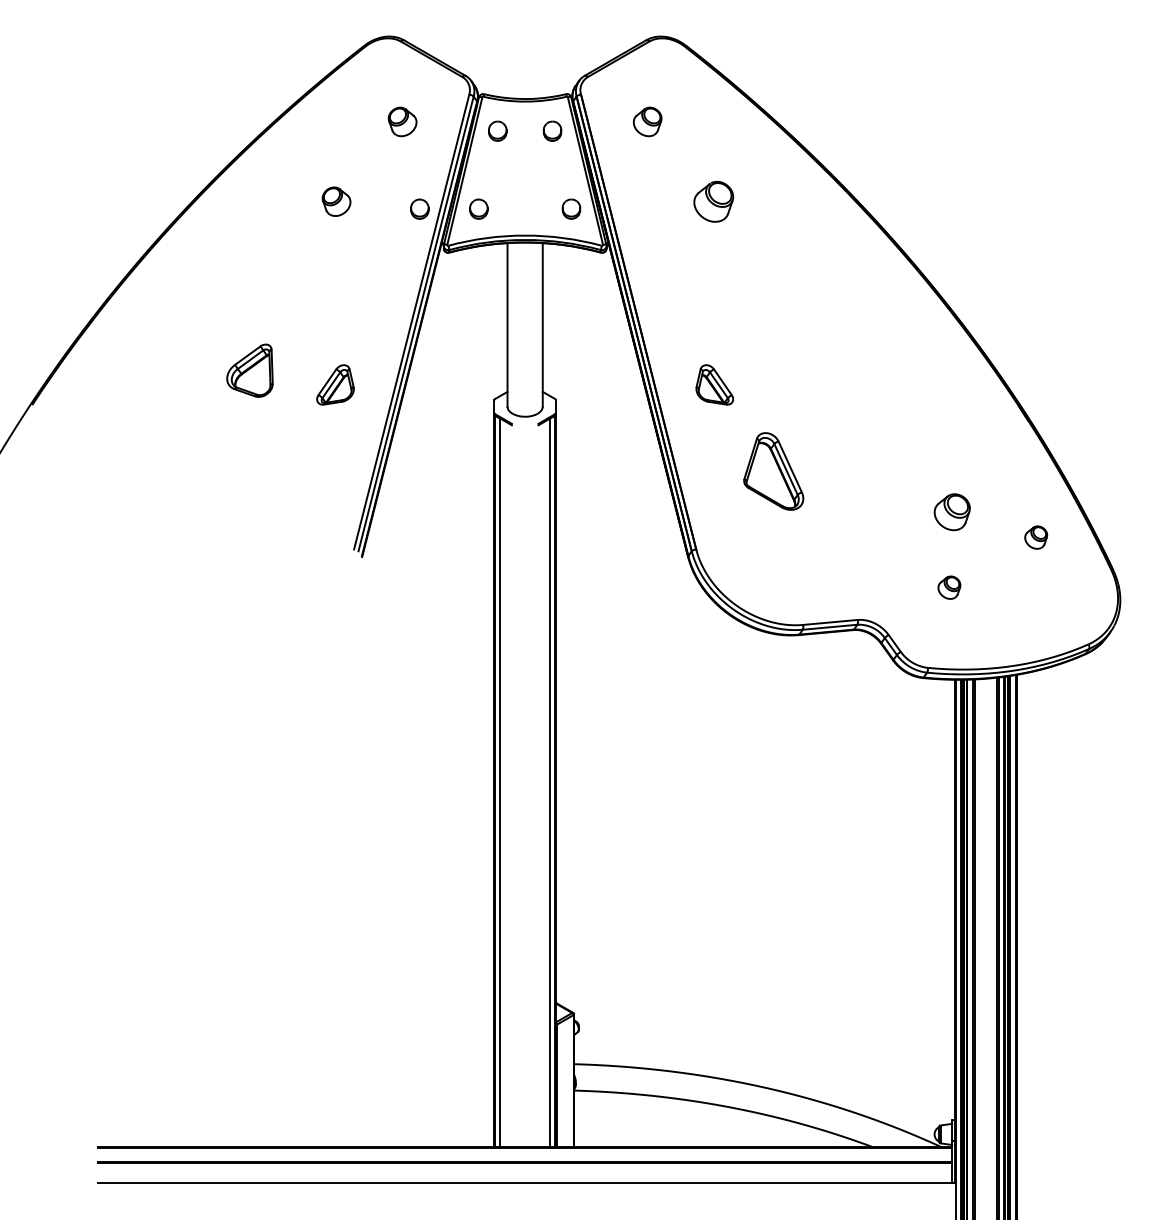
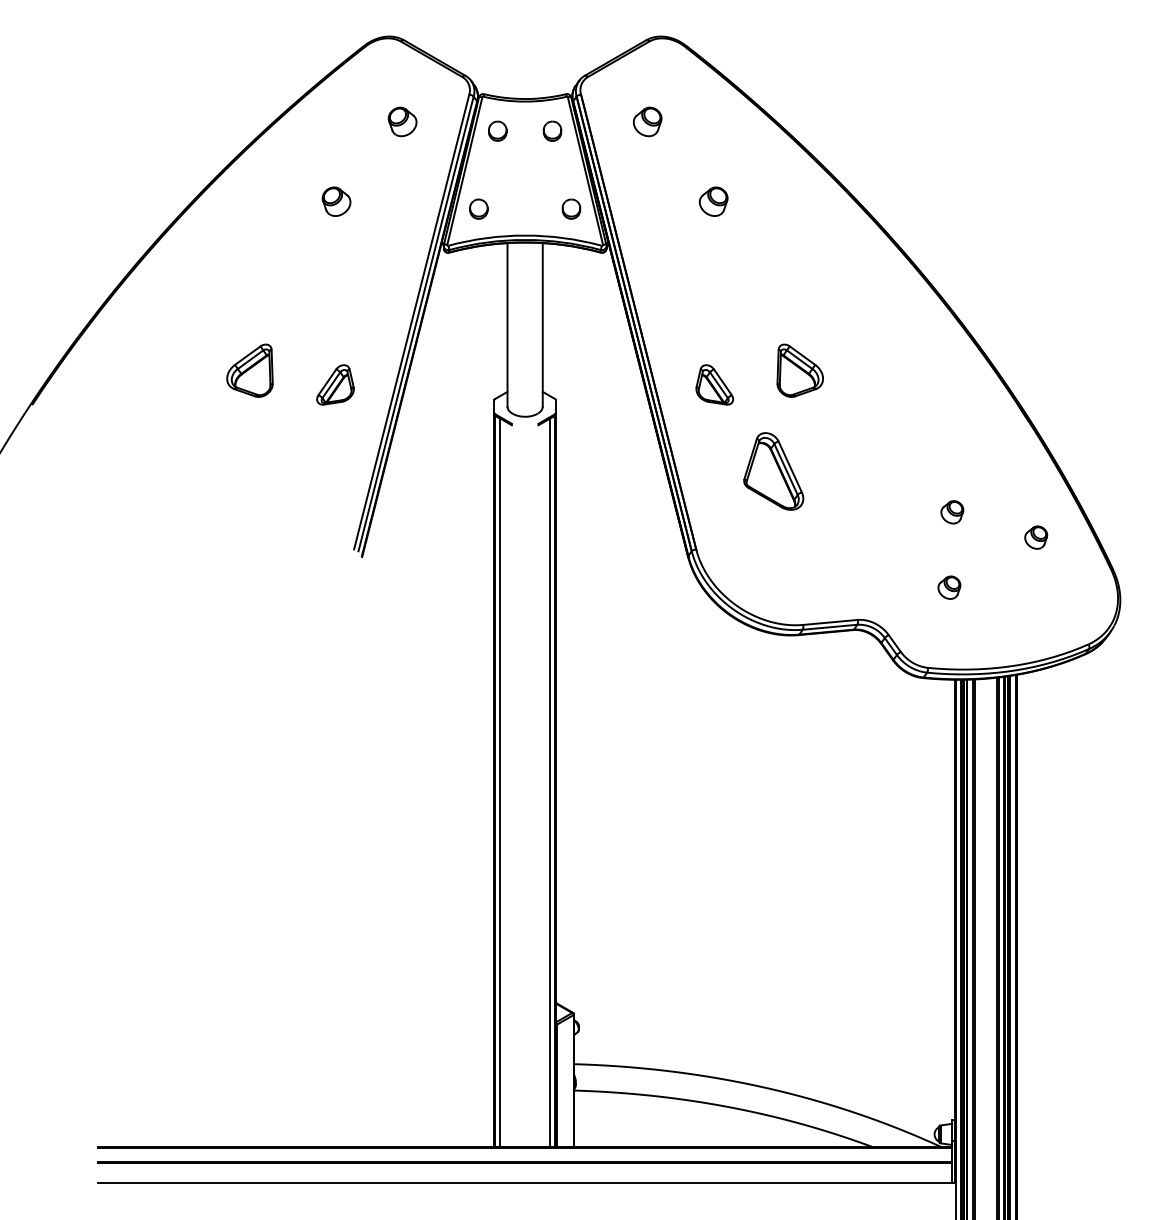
part size: 42x42 px -> 31x31 px (713, 201)
part: present -> none (419, 208)
part: none -> present (799, 370)
part size: 38x39 px -> 25x25 px (952, 512)
